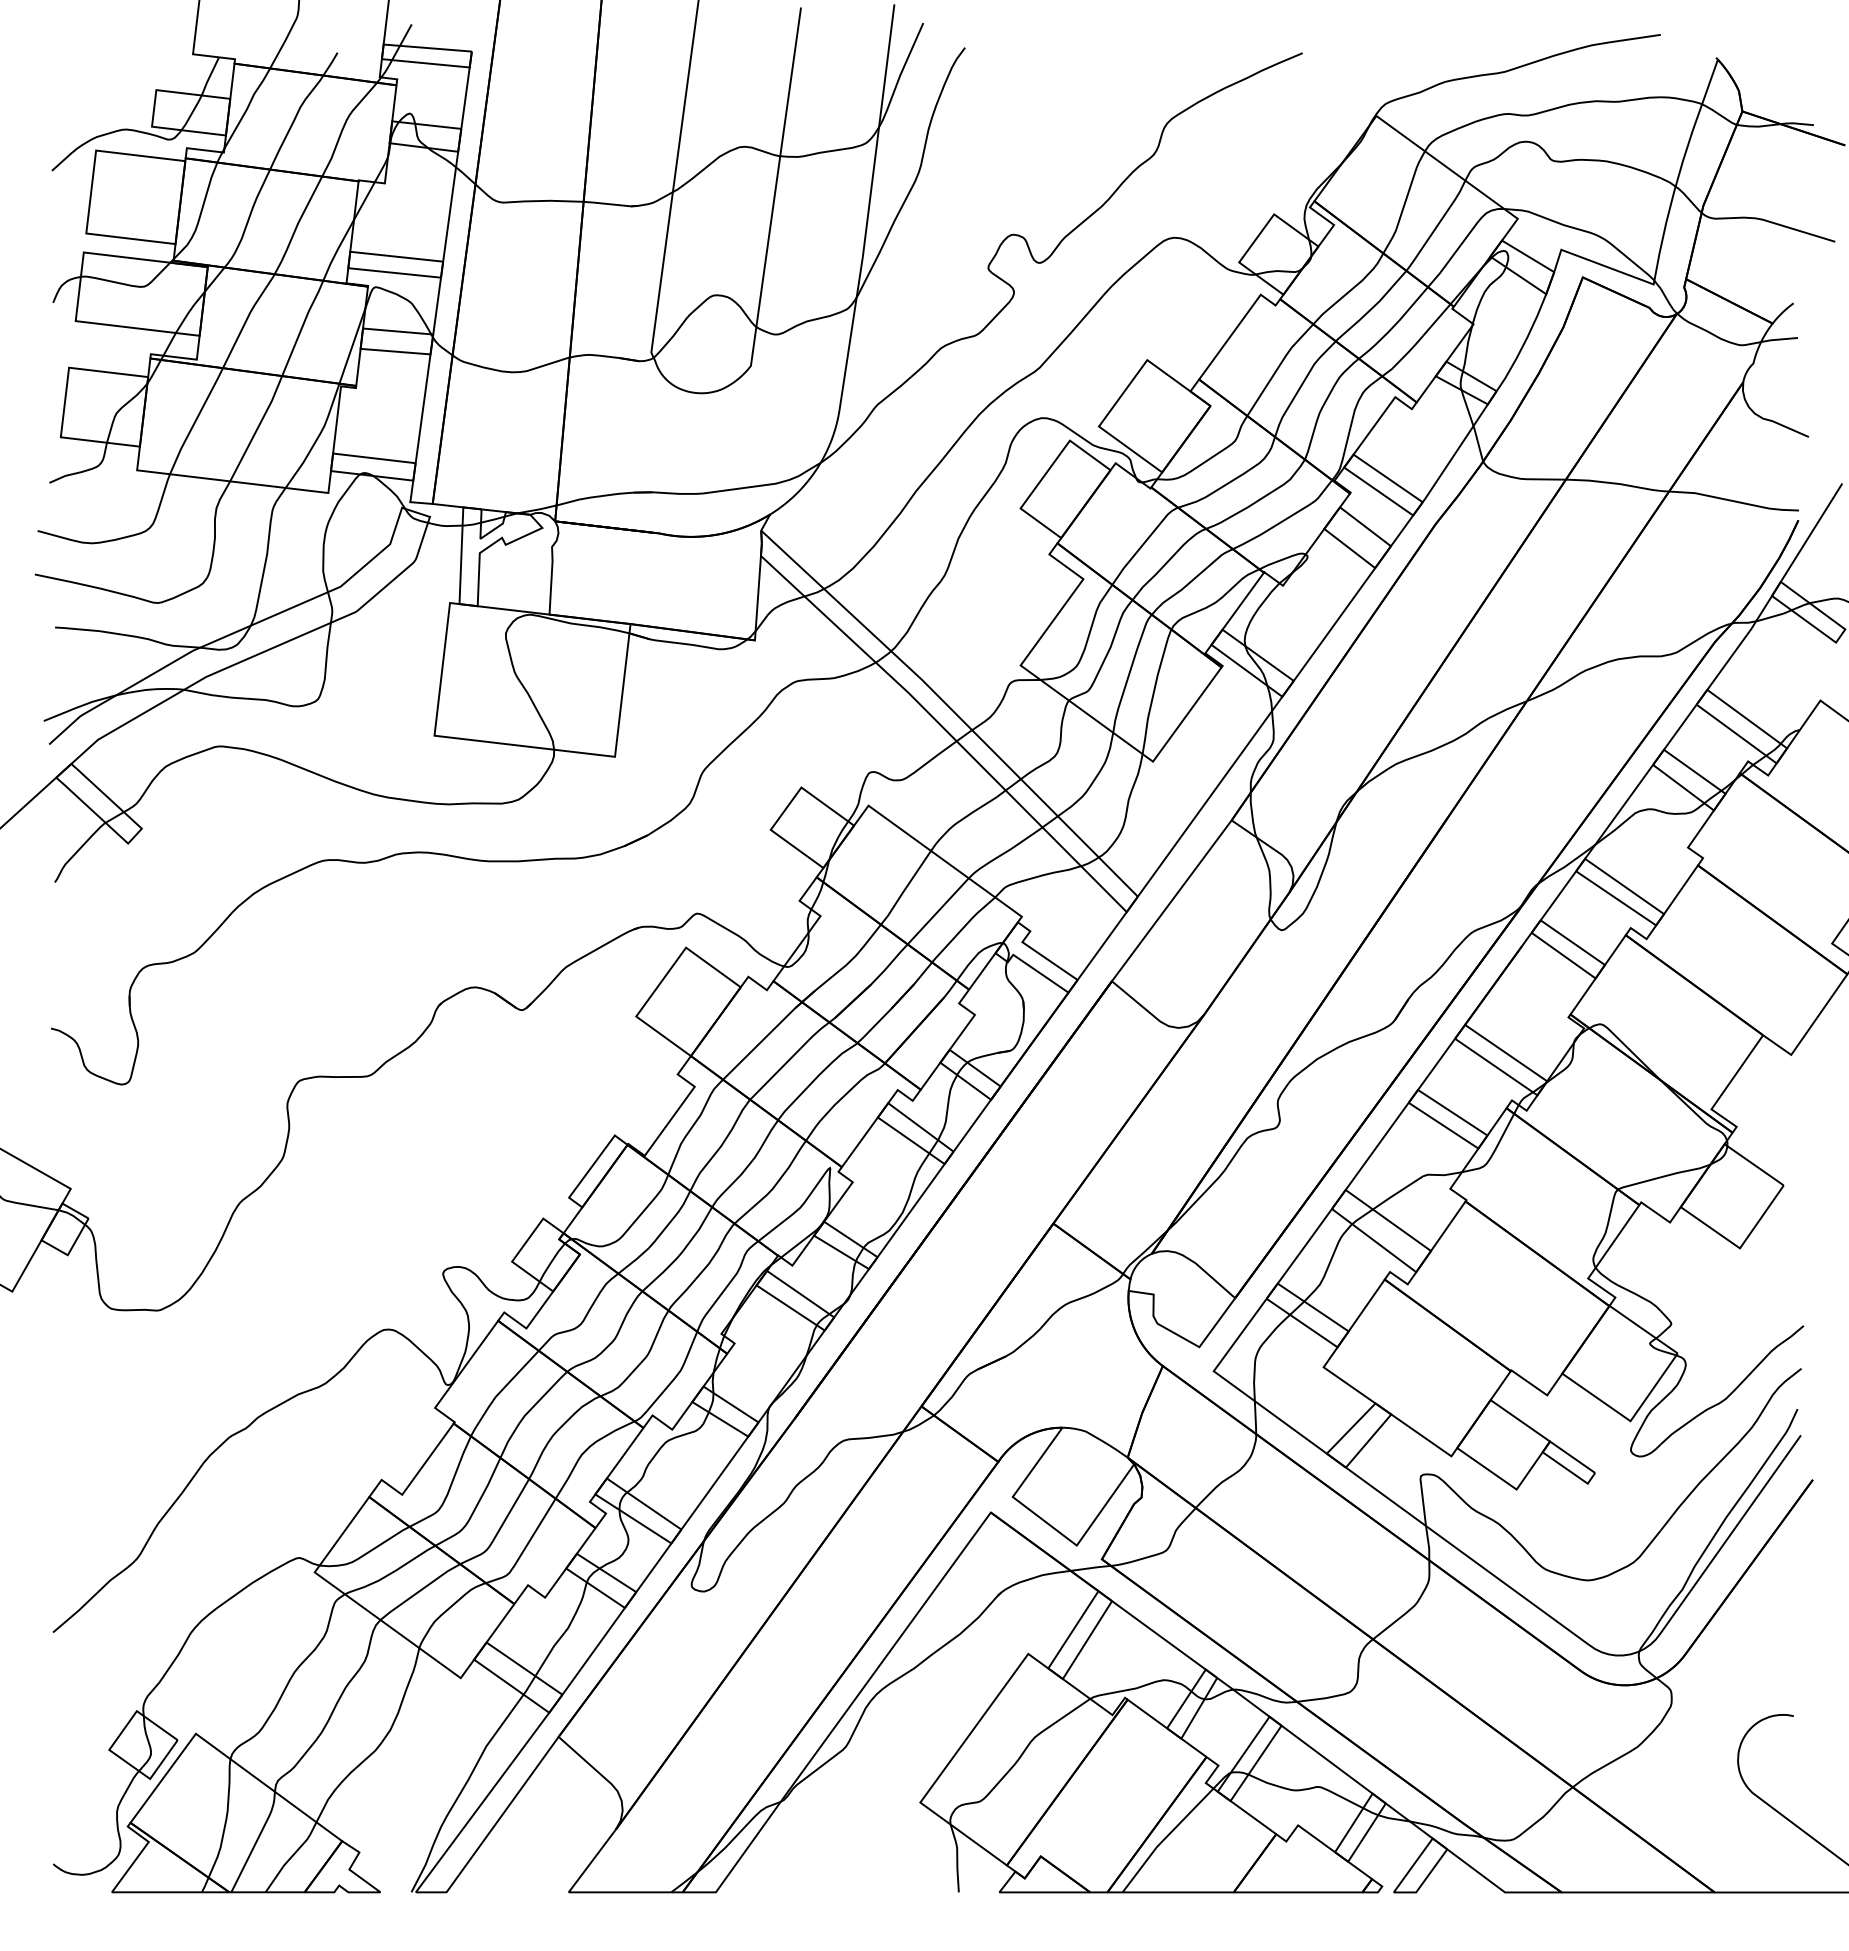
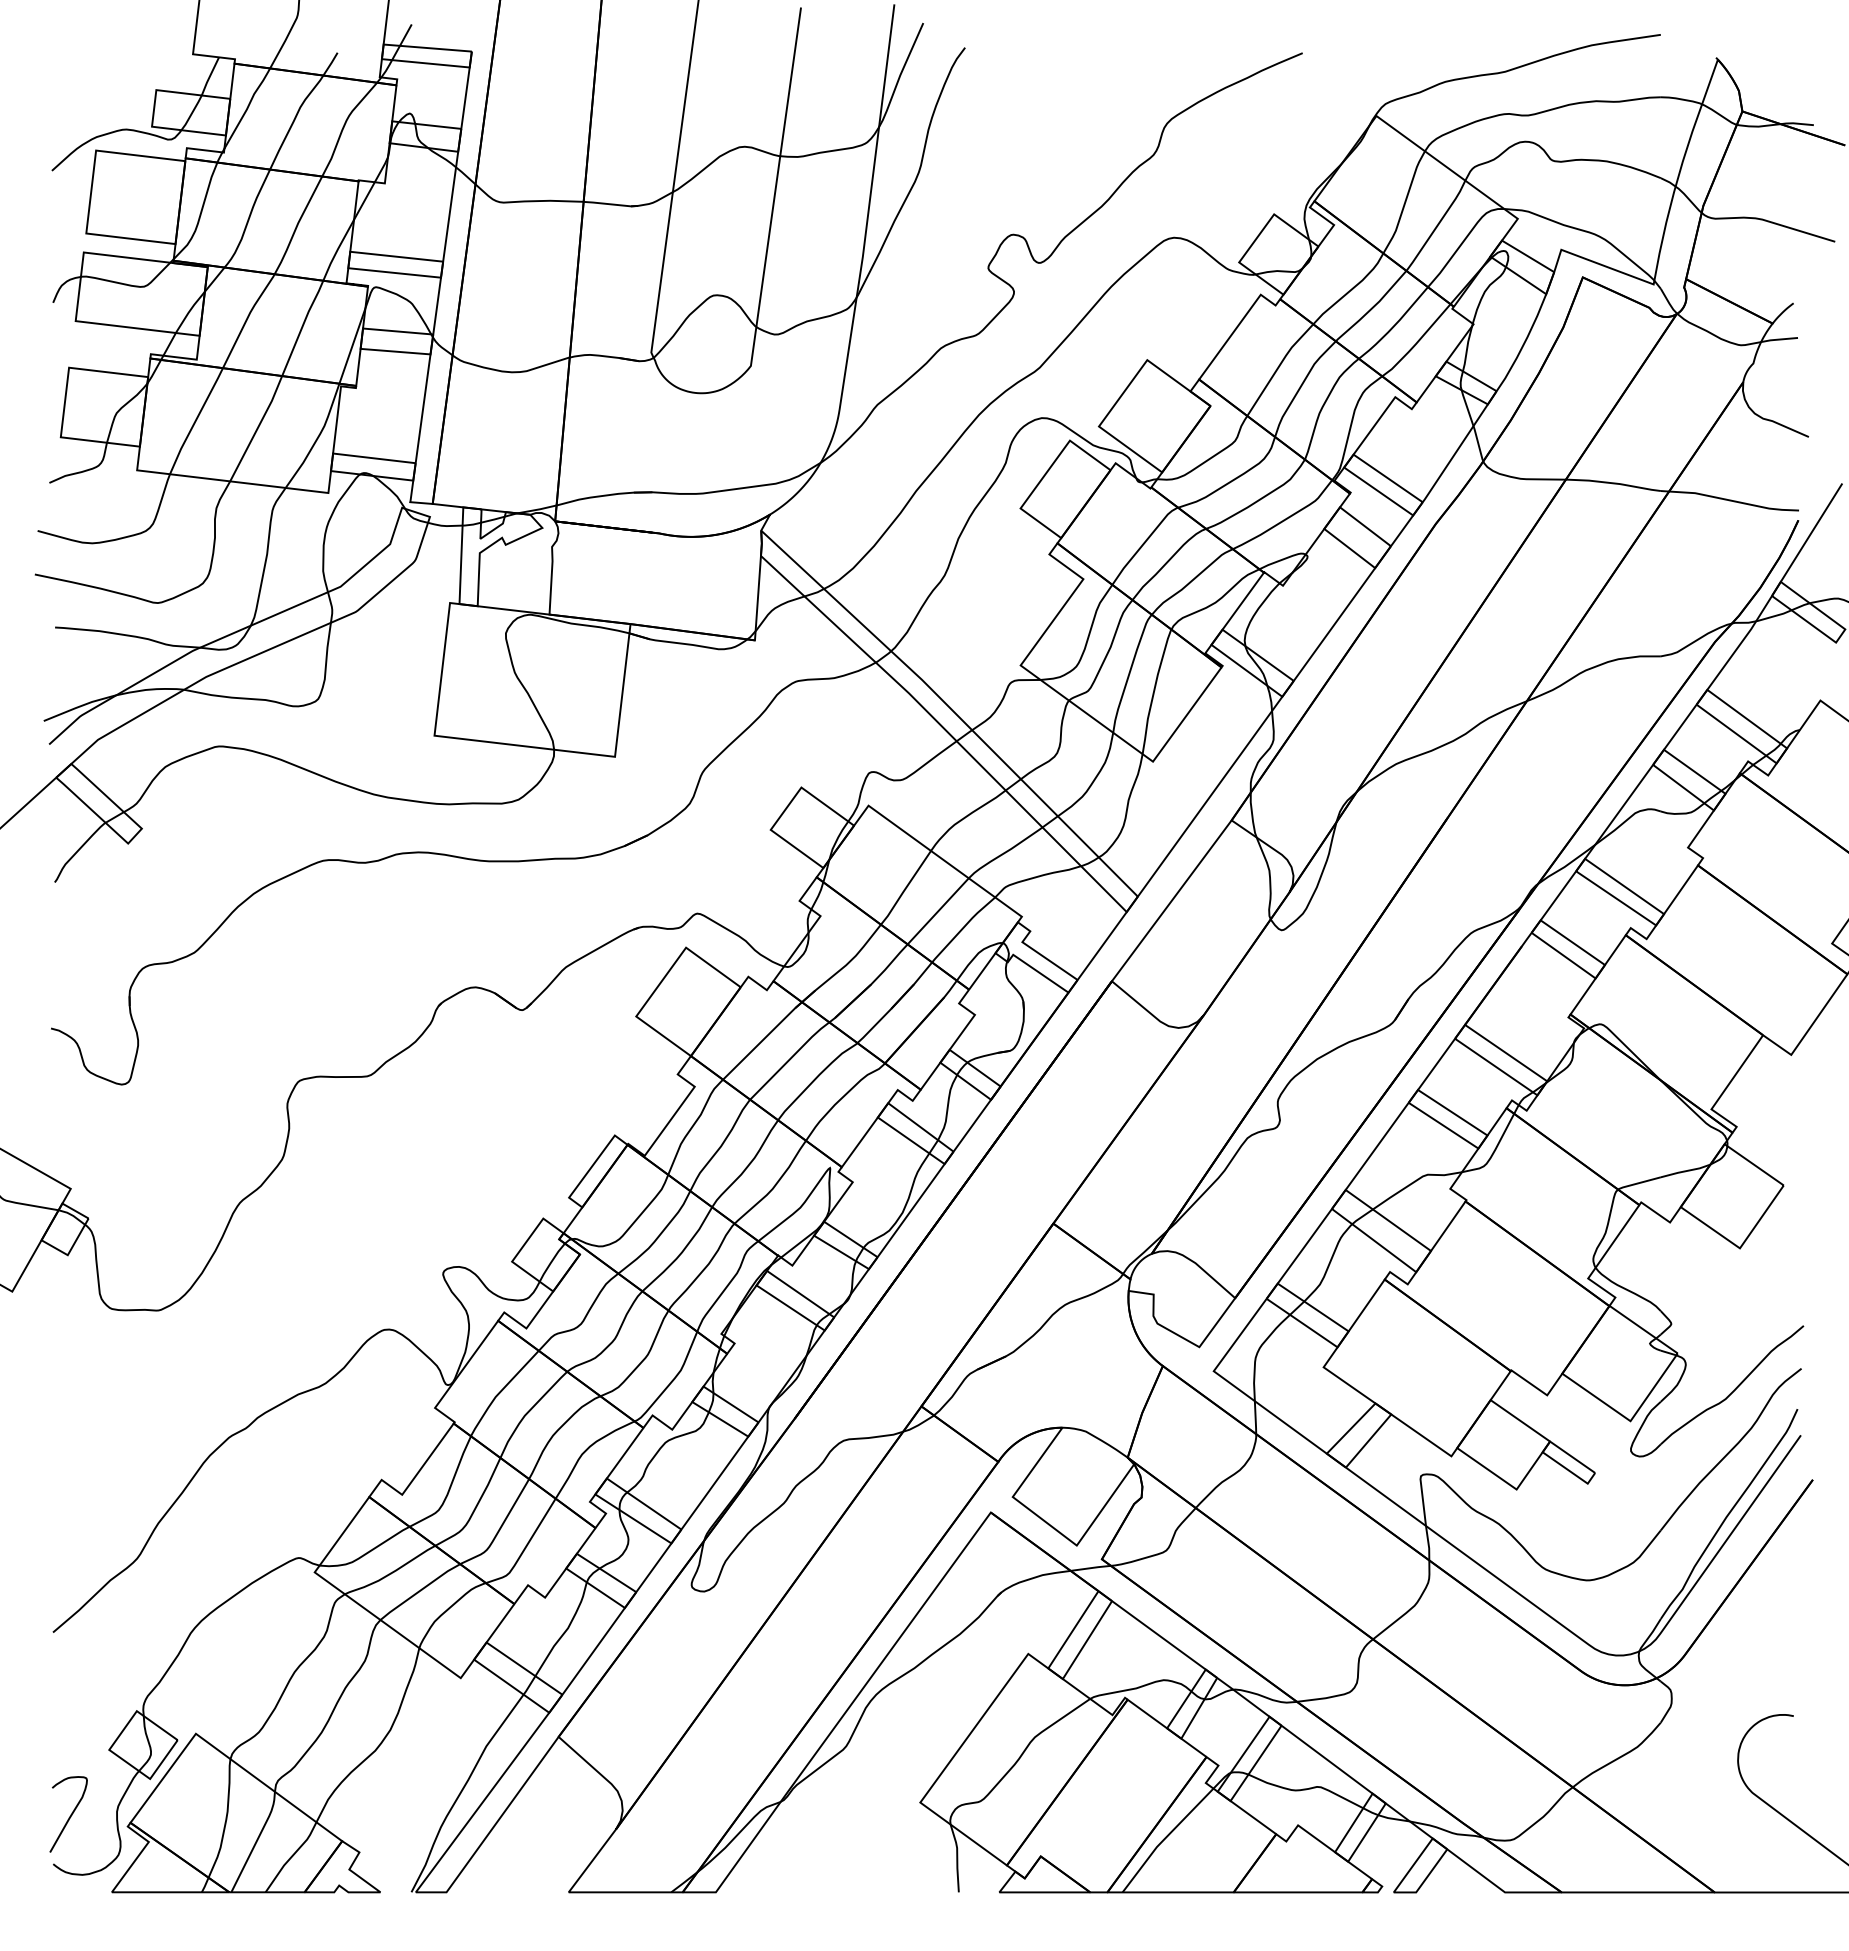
curve: none -> present (70, 1814)
